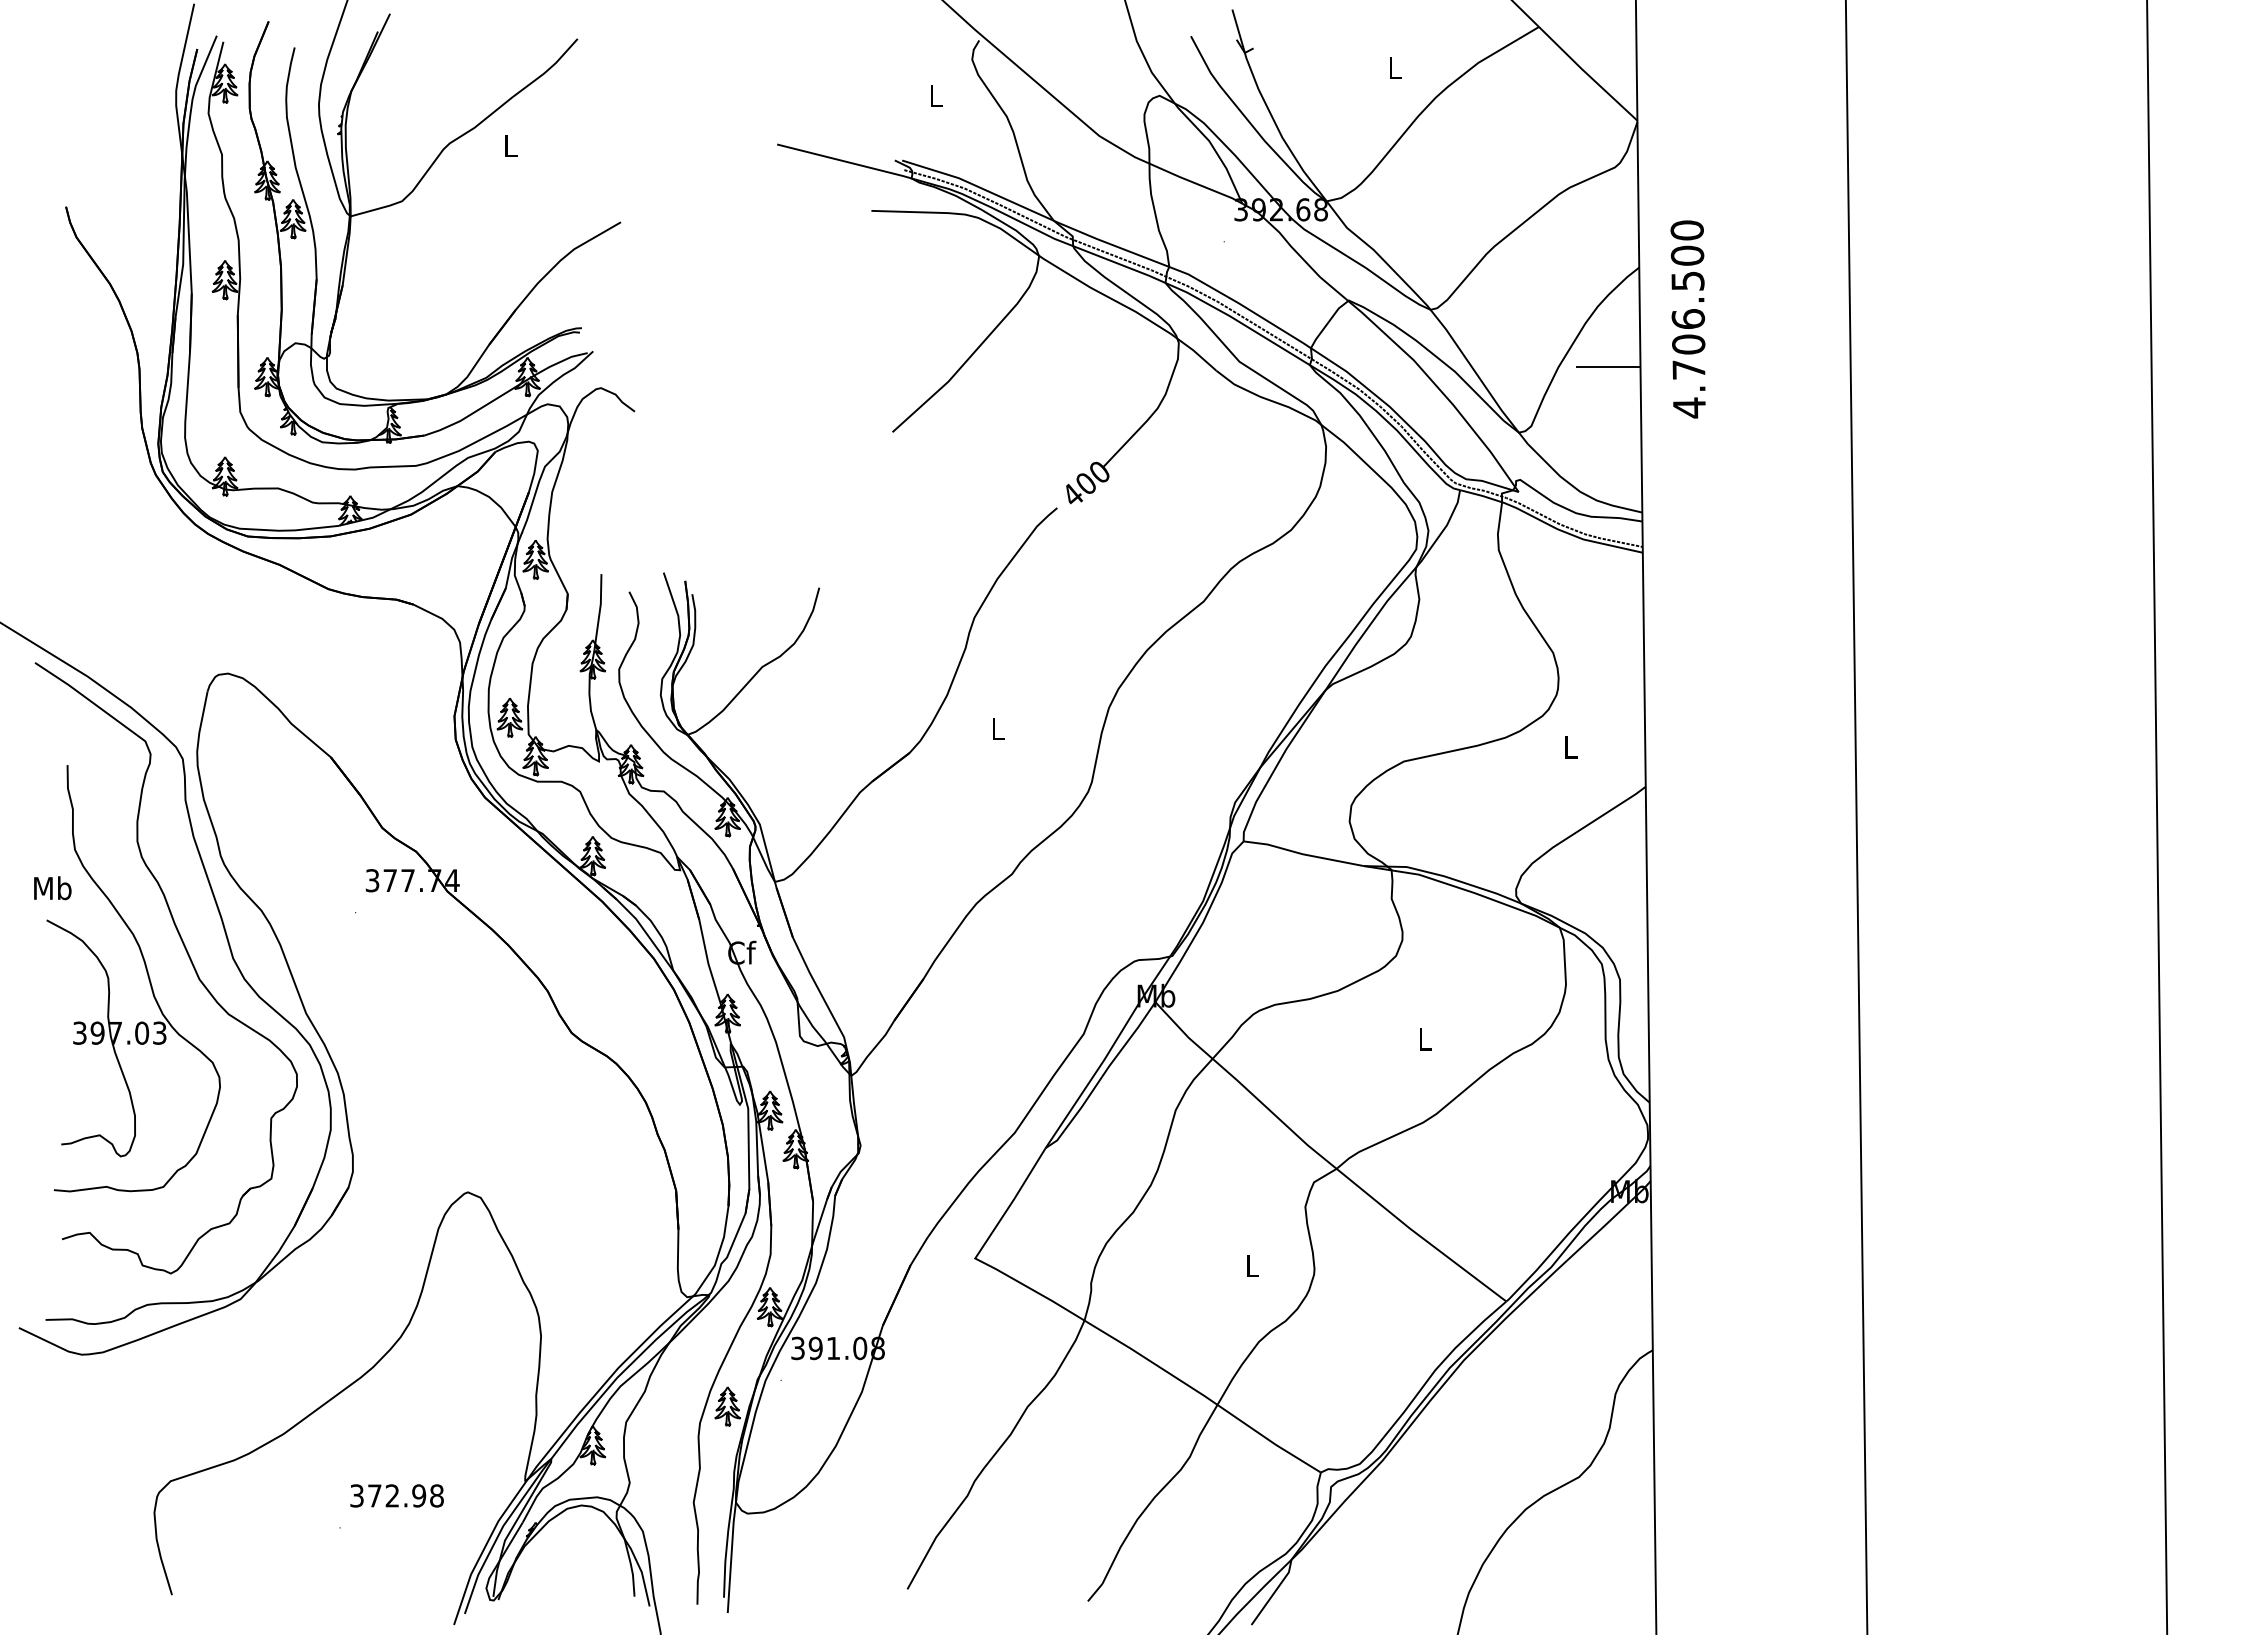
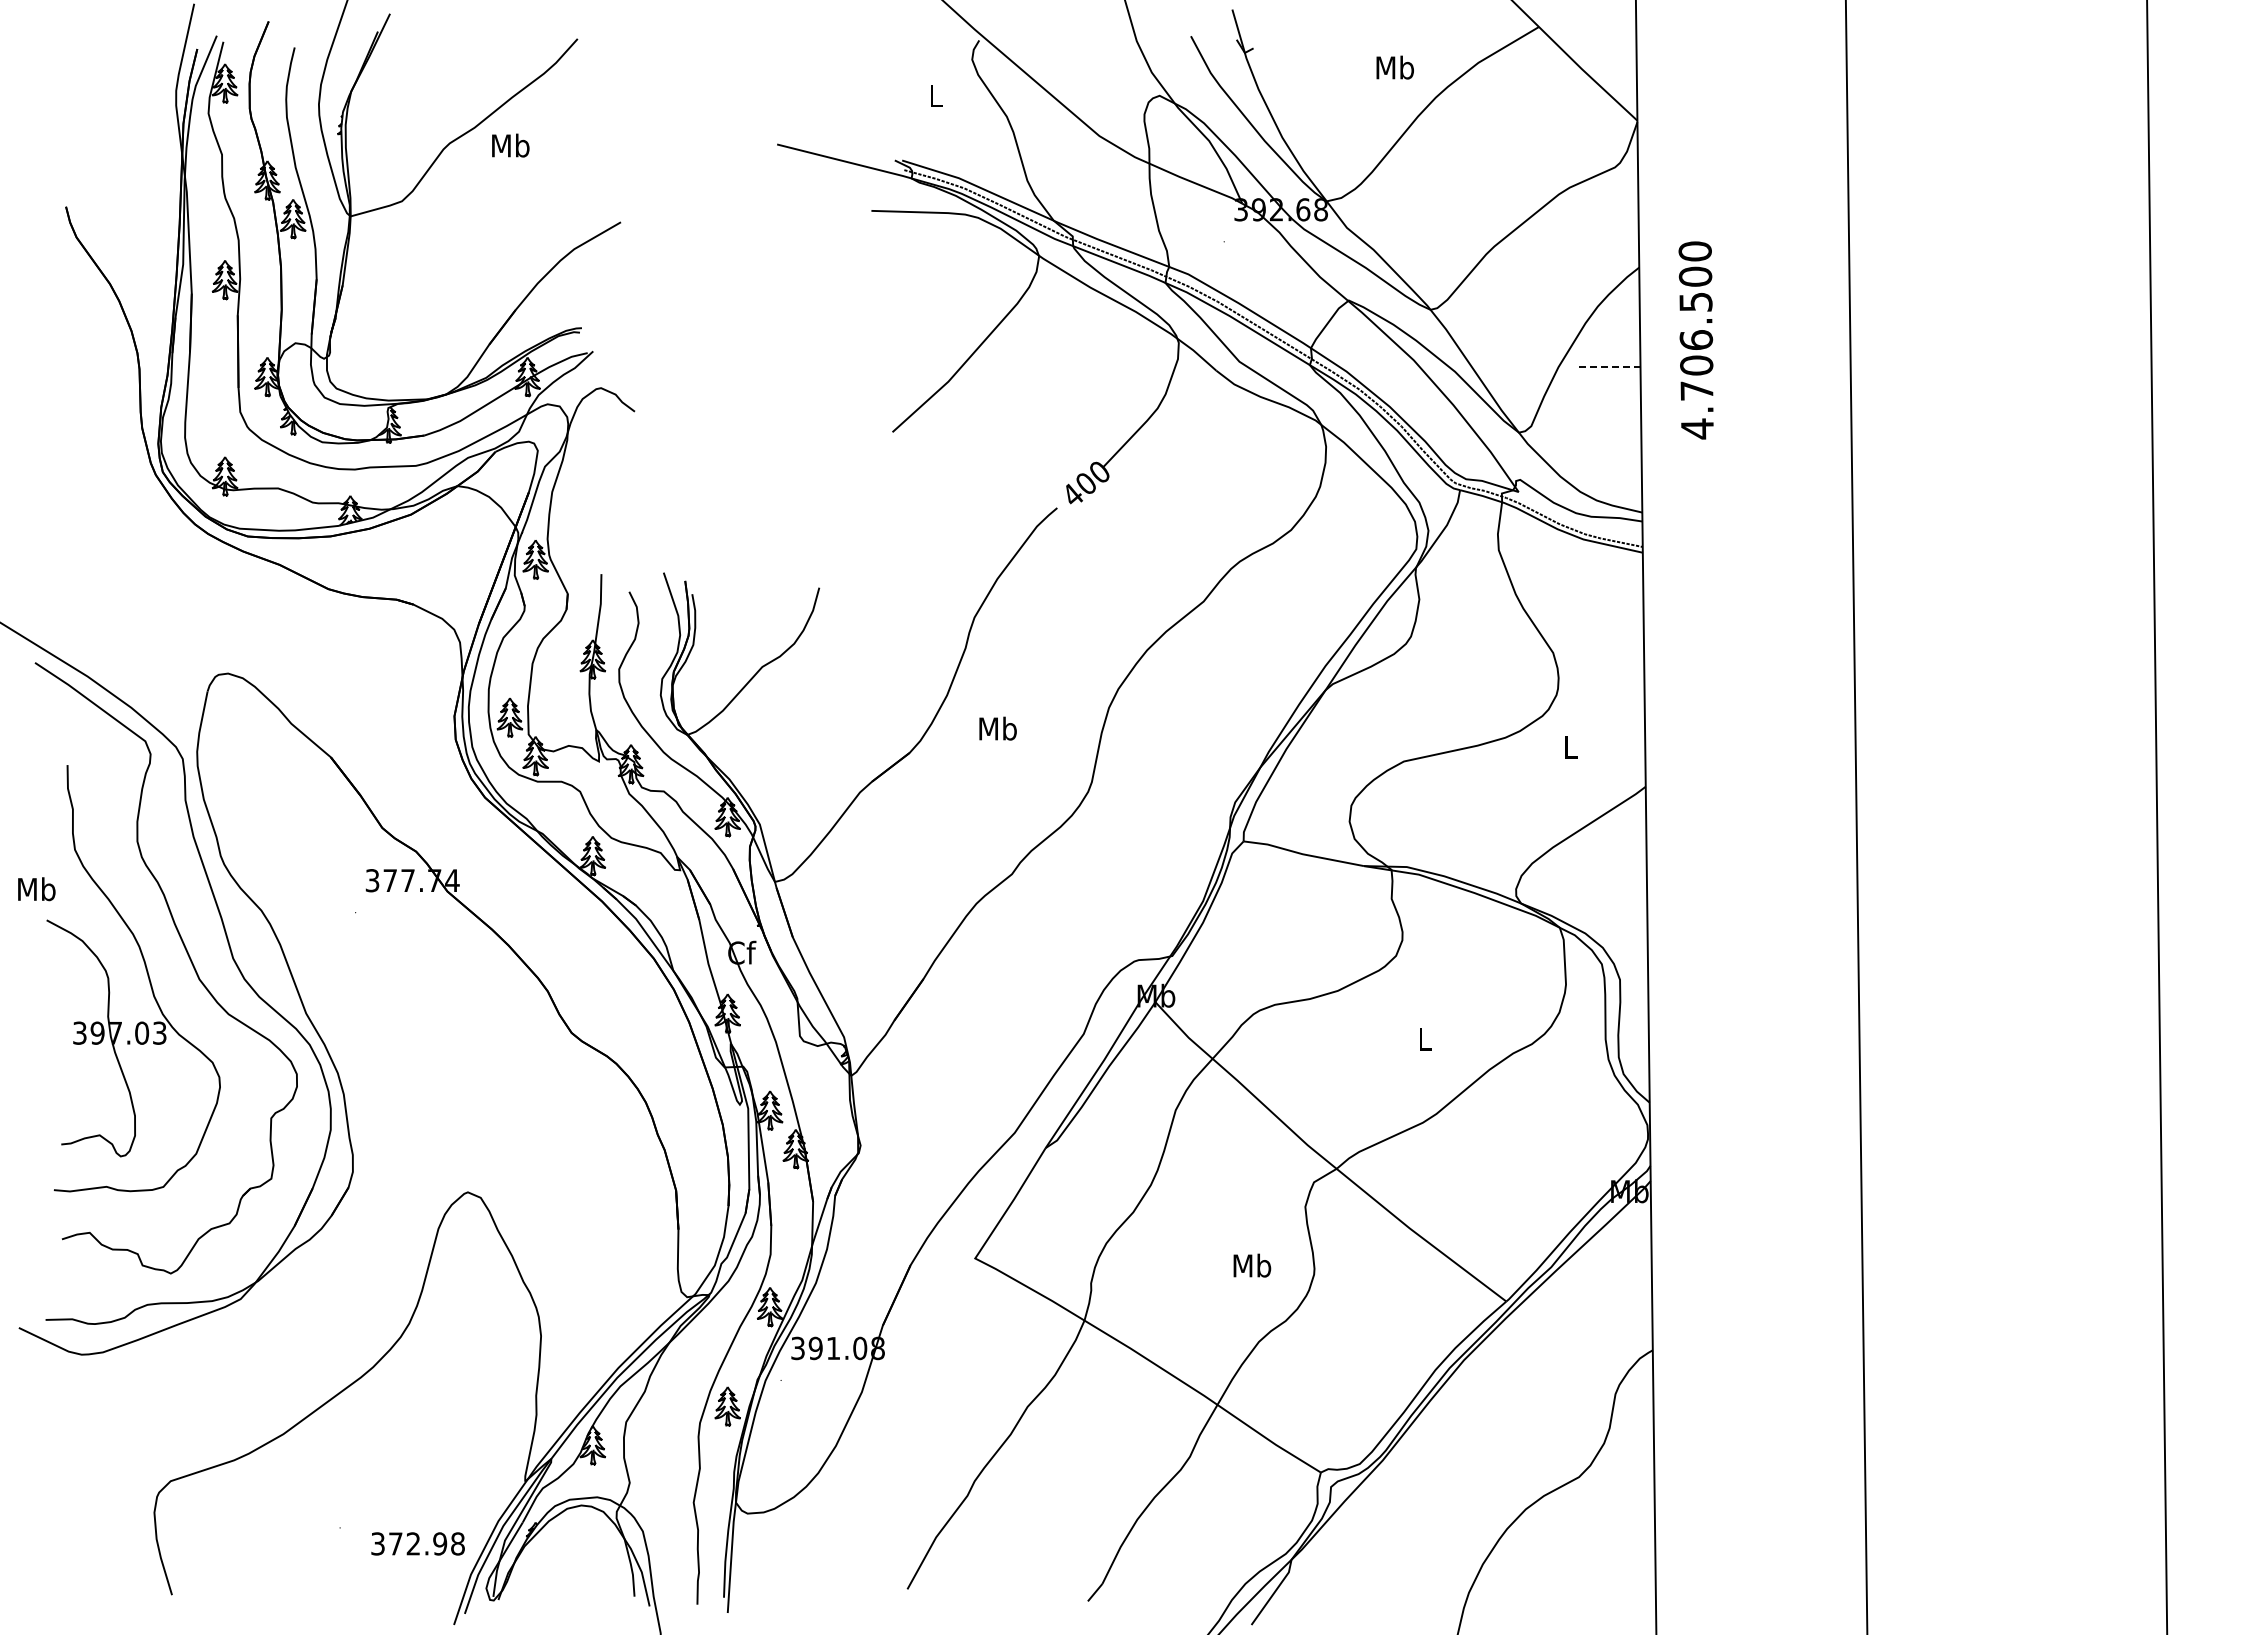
text: L -> Mb (1394, 67)
text: L -> Mb (510, 145)
text position: (1687, 319) -> (1695, 340) (1695, 340)
line: solid -> dashed (1607, 366)
text: L -> Mb (997, 728)
text position: (52, 888) -> (36, 889) (36, 889)
text: L -> Mb (1252, 1265)
text position: (396, 1495) -> (417, 1543) (417, 1543)
